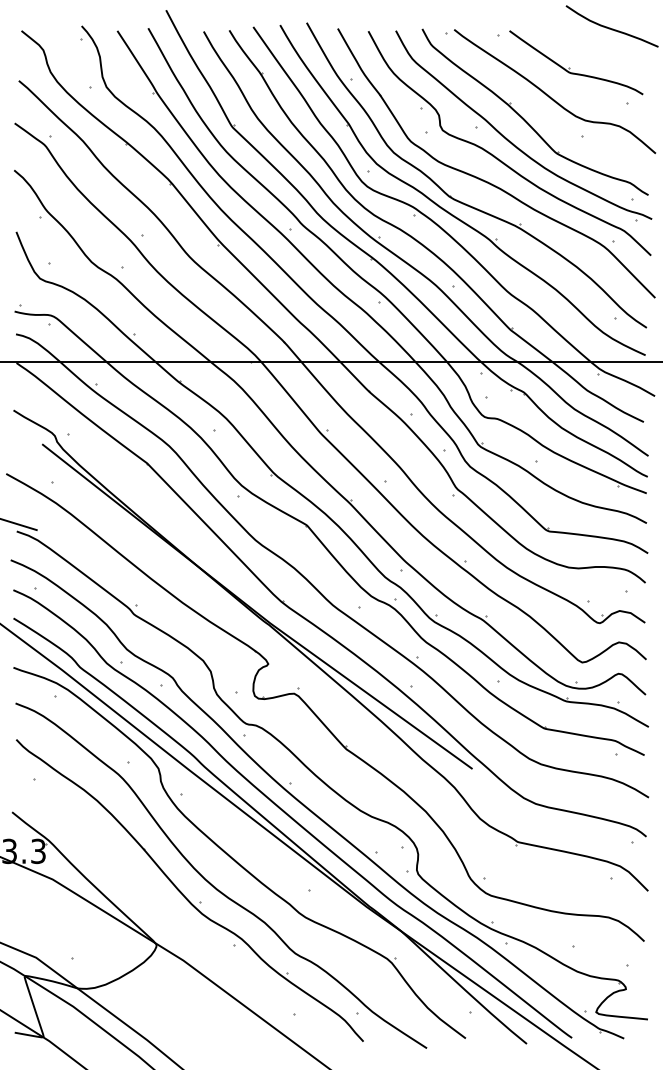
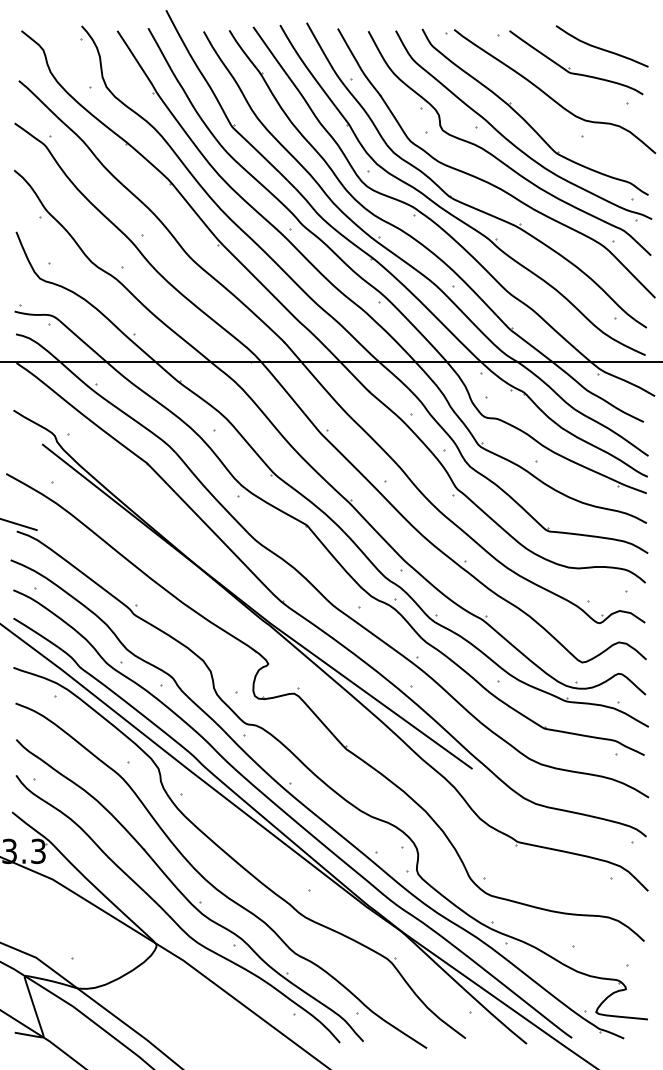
curve position: (610, 27) -> (600, 47) (600, 47)
curve: none -> present (170, 915)
